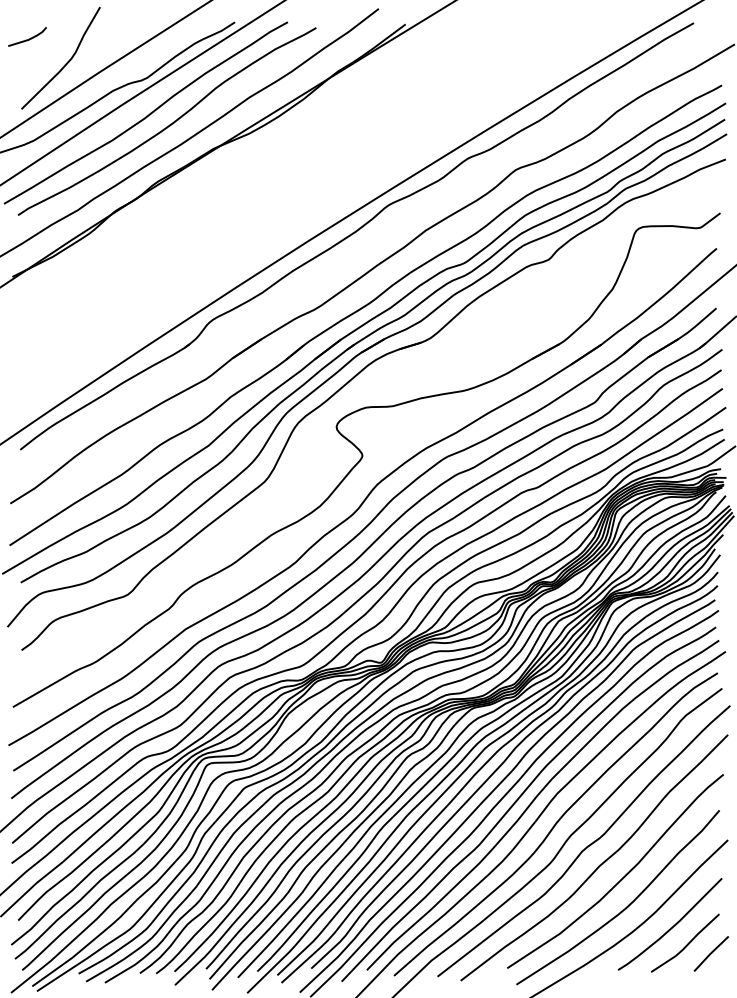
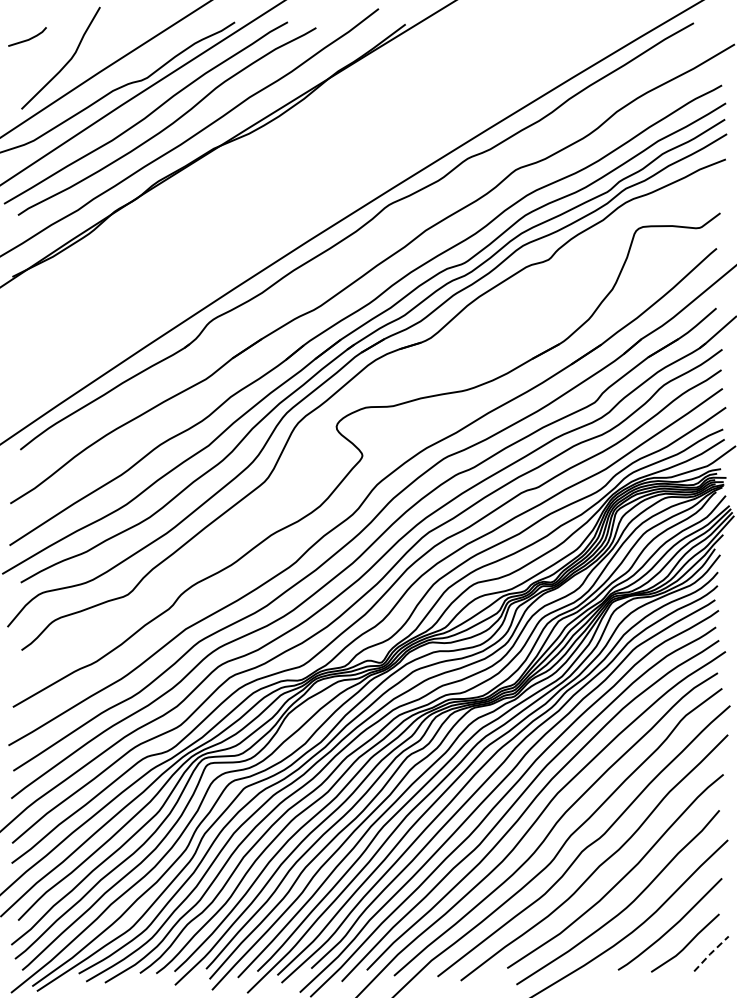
line: solid -> dashed (710, 953)
